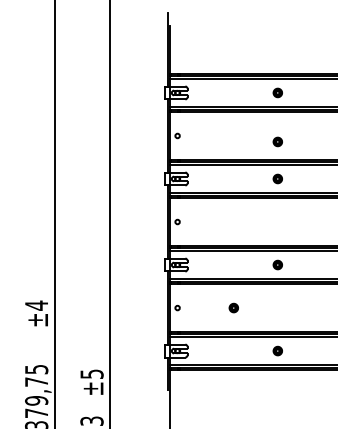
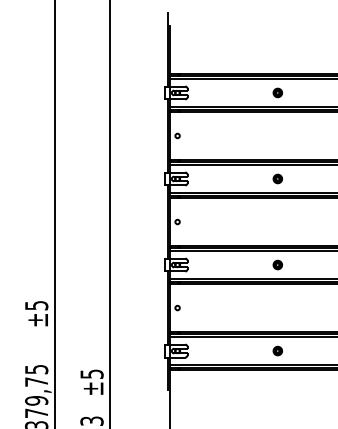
part: present -> none (277, 141)
text: ±4 -> ±5 (36, 305)
part: present -> none (233, 307)
